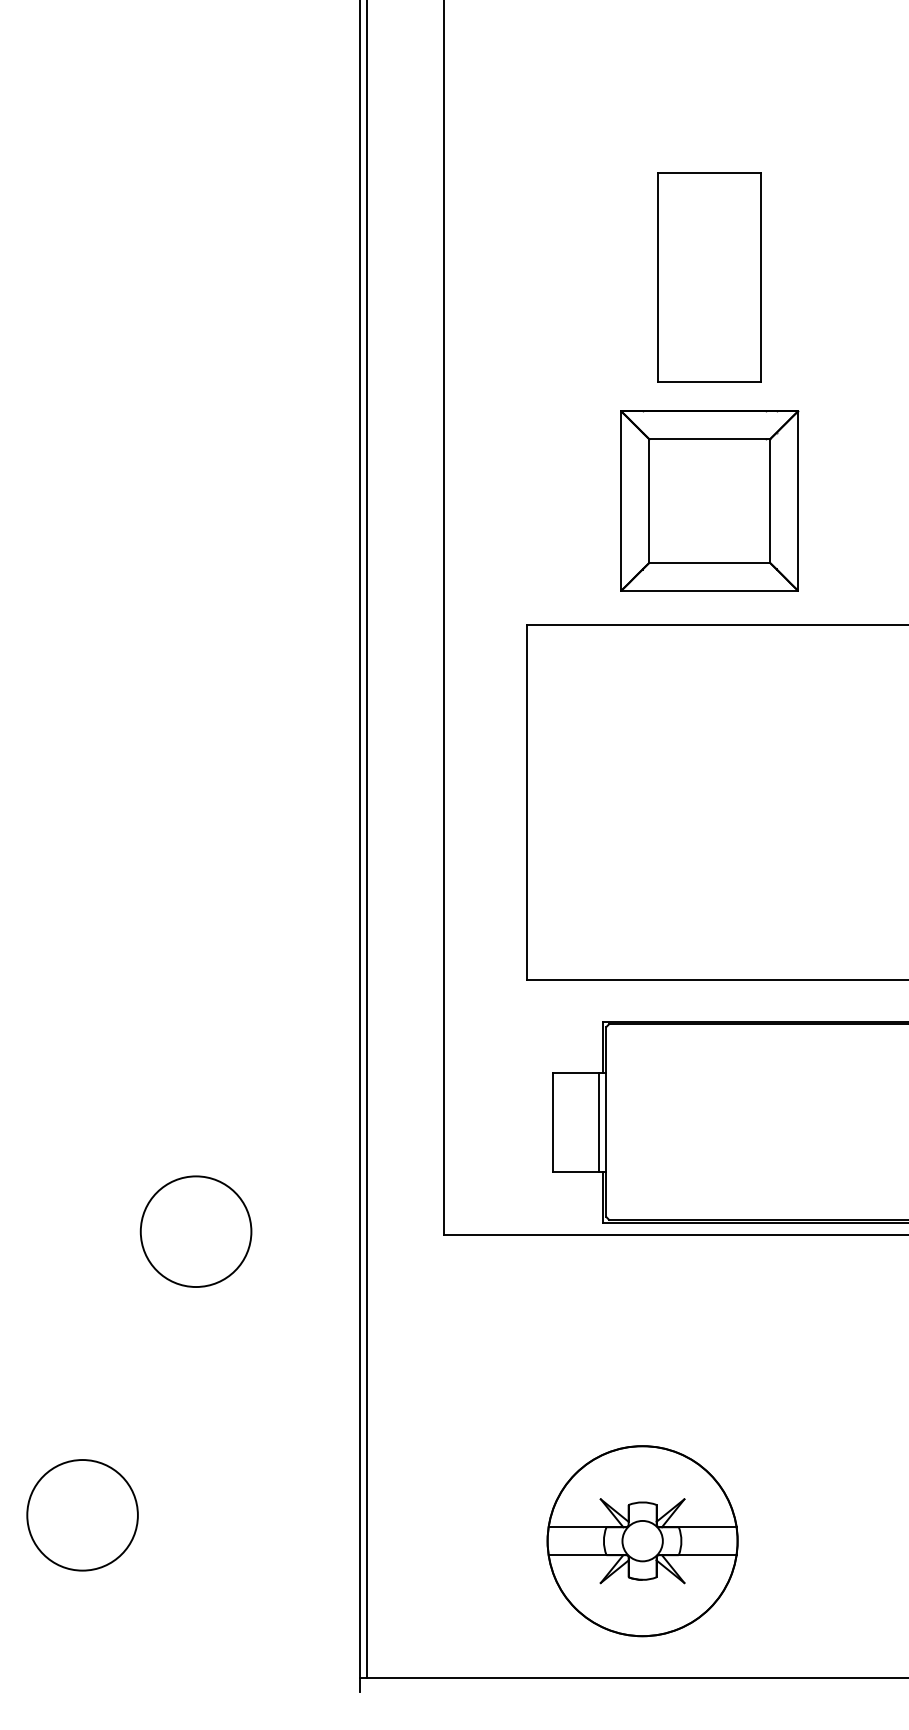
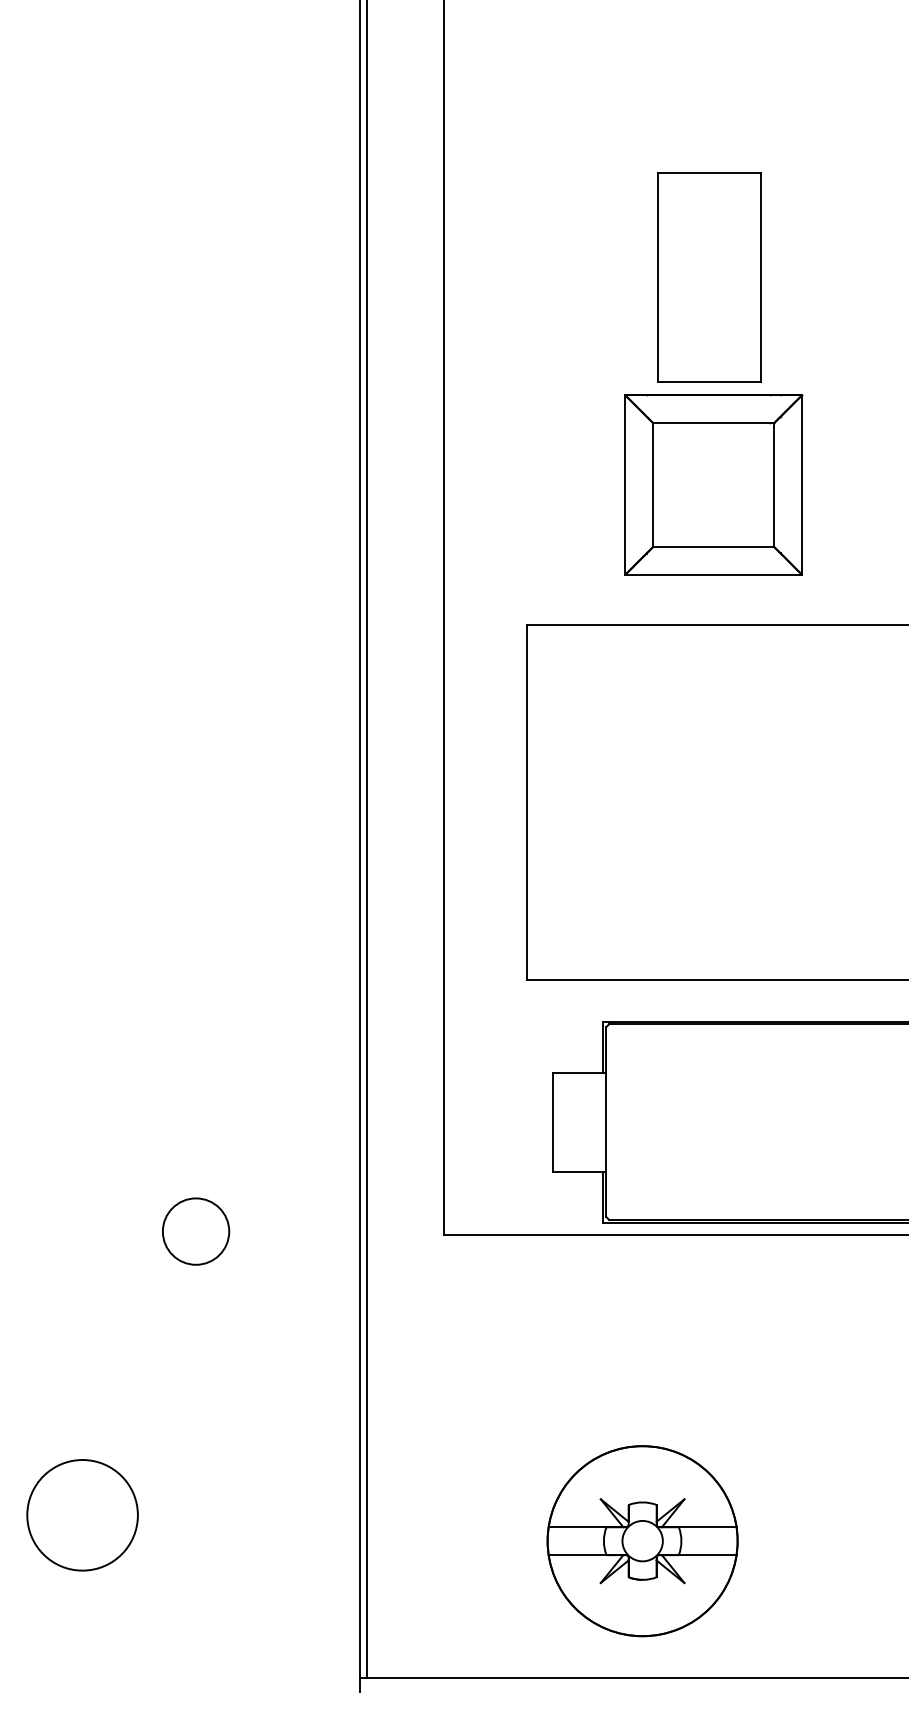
part position: (709, 500) -> (713, 484) (713, 484)
line: present -> none (598, 1122)
circle size: 114x113 px -> 69x69 px (196, 1231)
